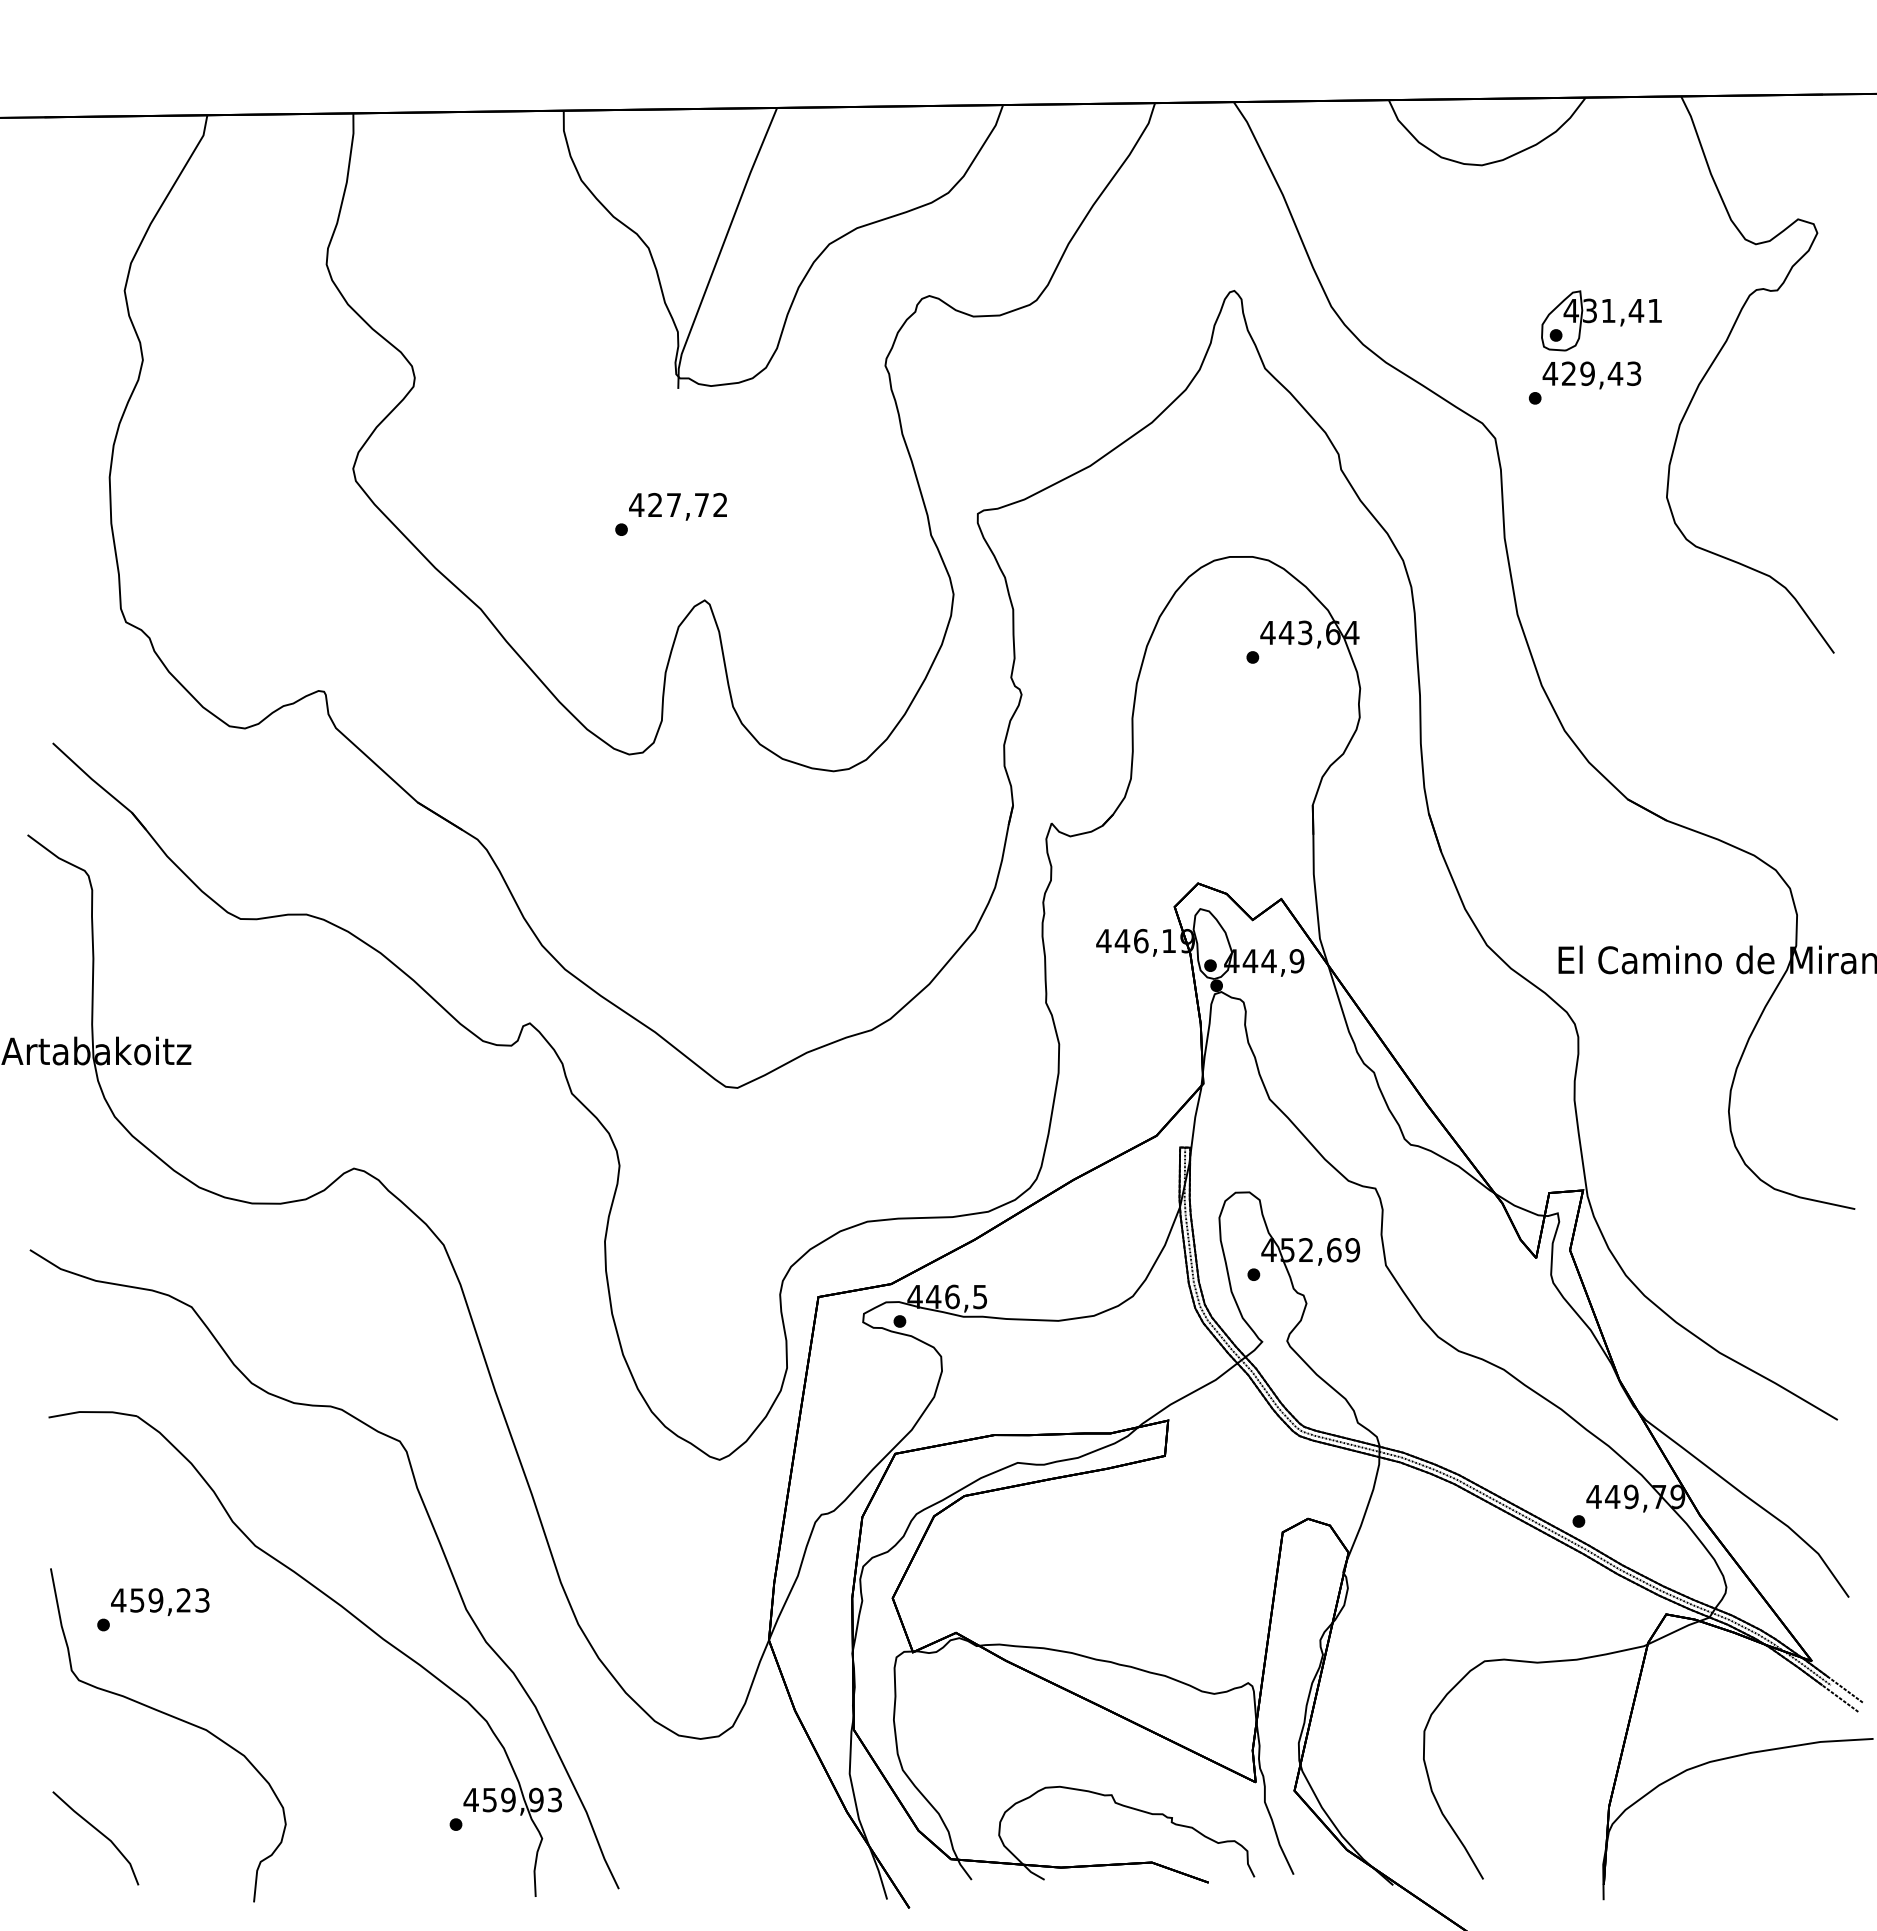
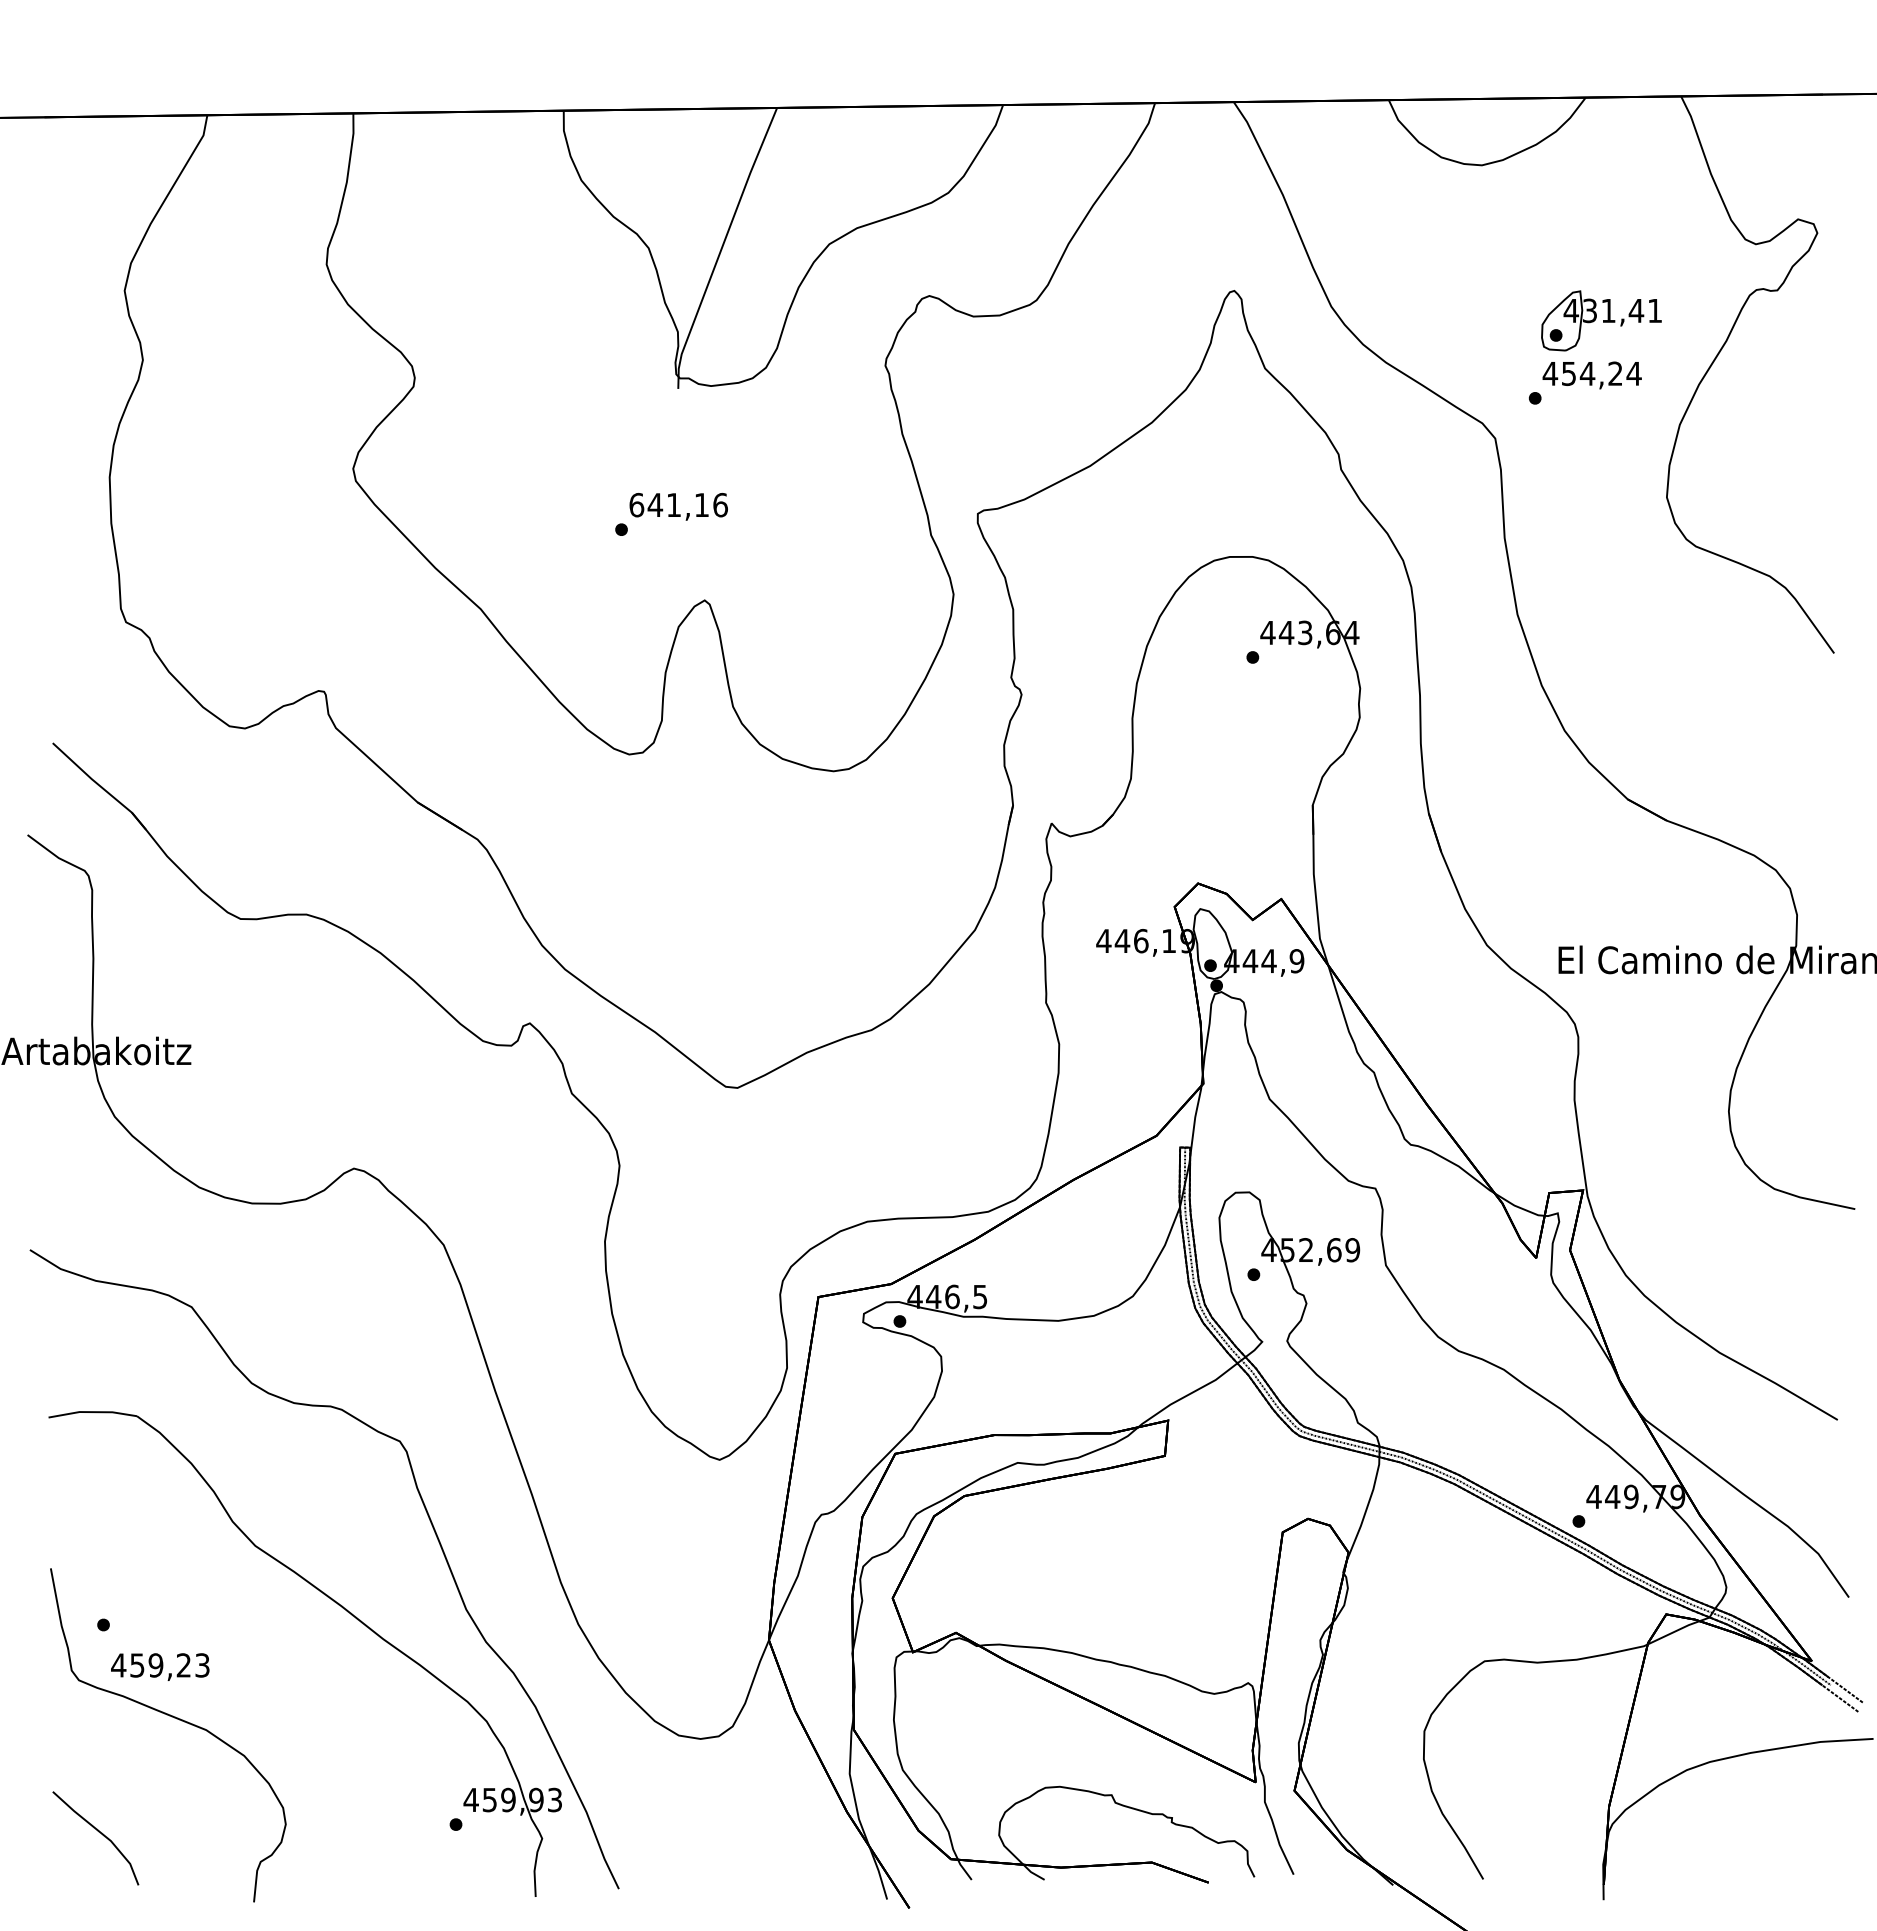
text: 429,43 -> 454,24 (1601, 373)
text: 427,72 -> 641,16 (678, 504)
text position: (160, 1601) -> (160, 1666) (160, 1666)
